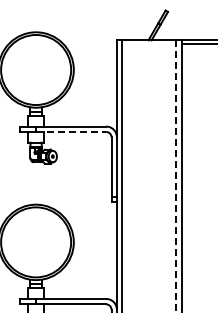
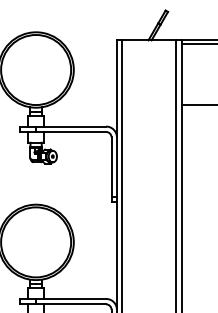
line: none -> present (197, 105)
line: dashed -> solid (71, 131)
line: dashed -> solid (176, 176)
